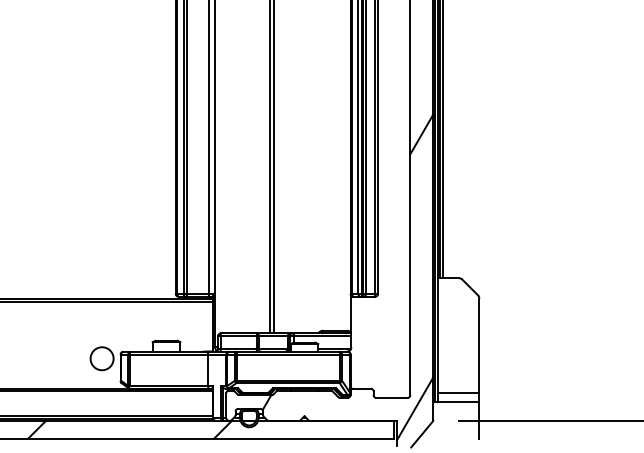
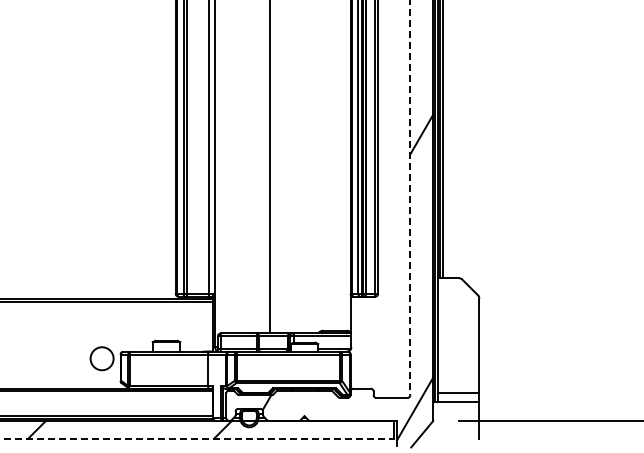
line: present -> none (273, 167)
line: solid -> dashed (410, 198)
line: solid -> dashed (197, 439)
